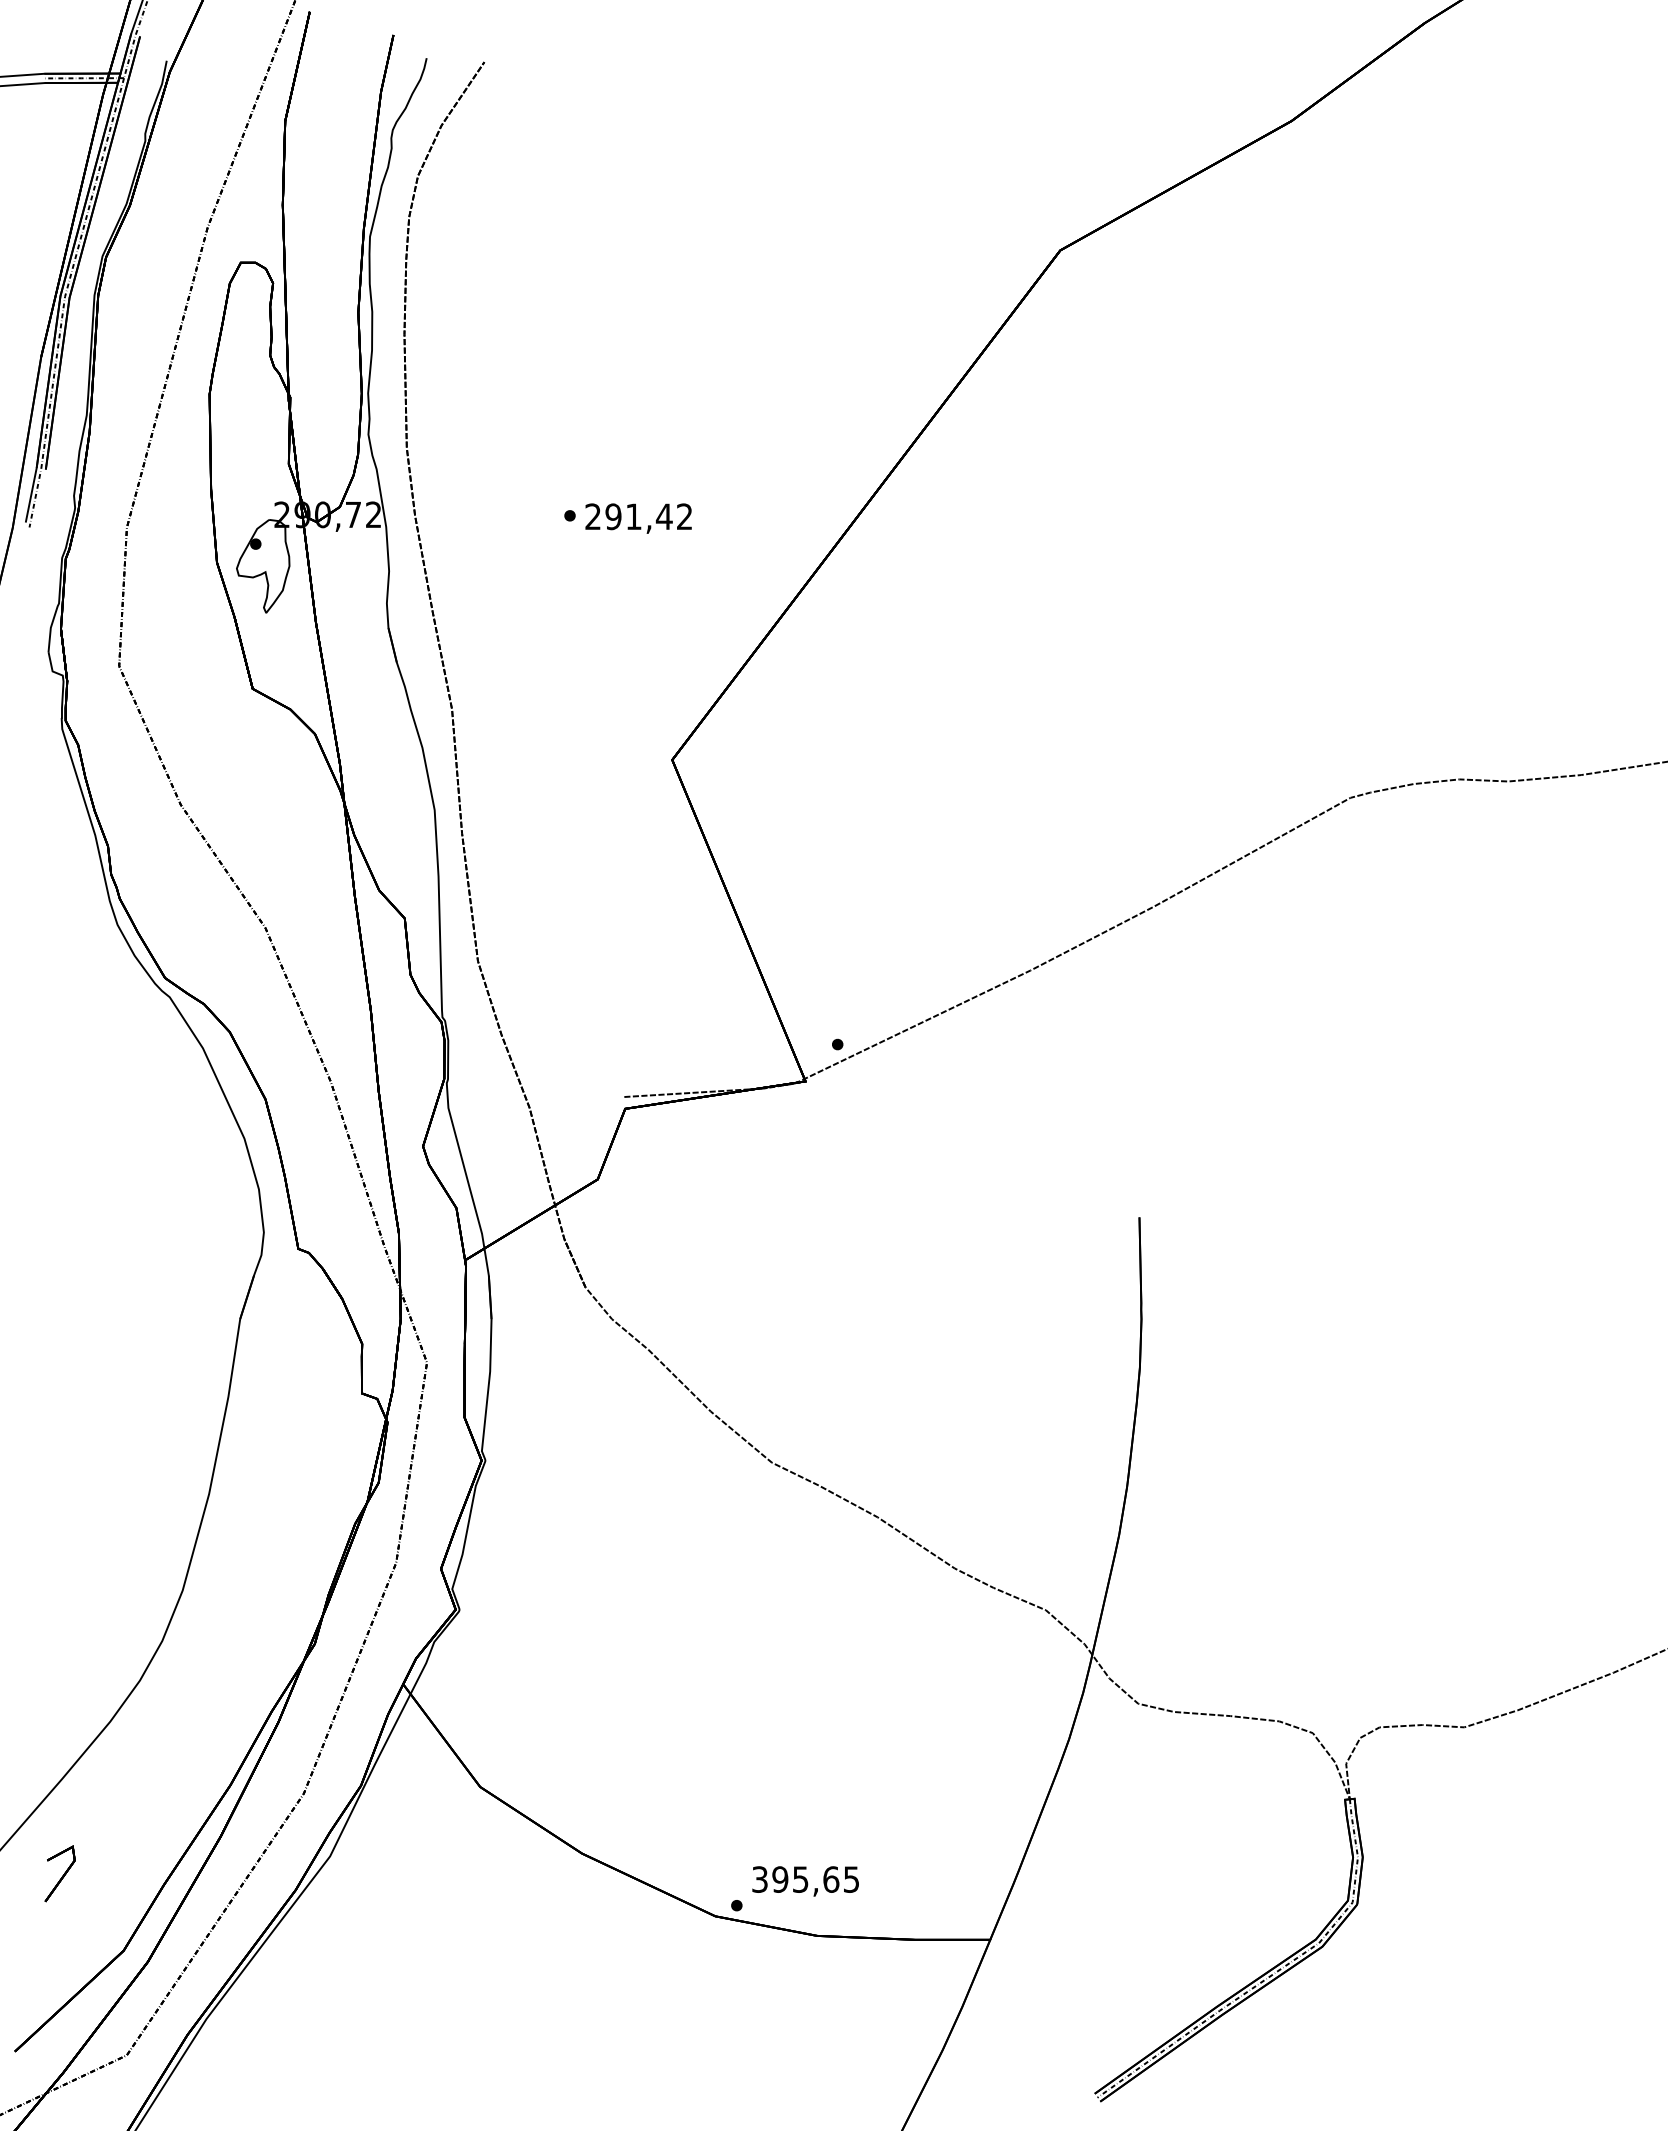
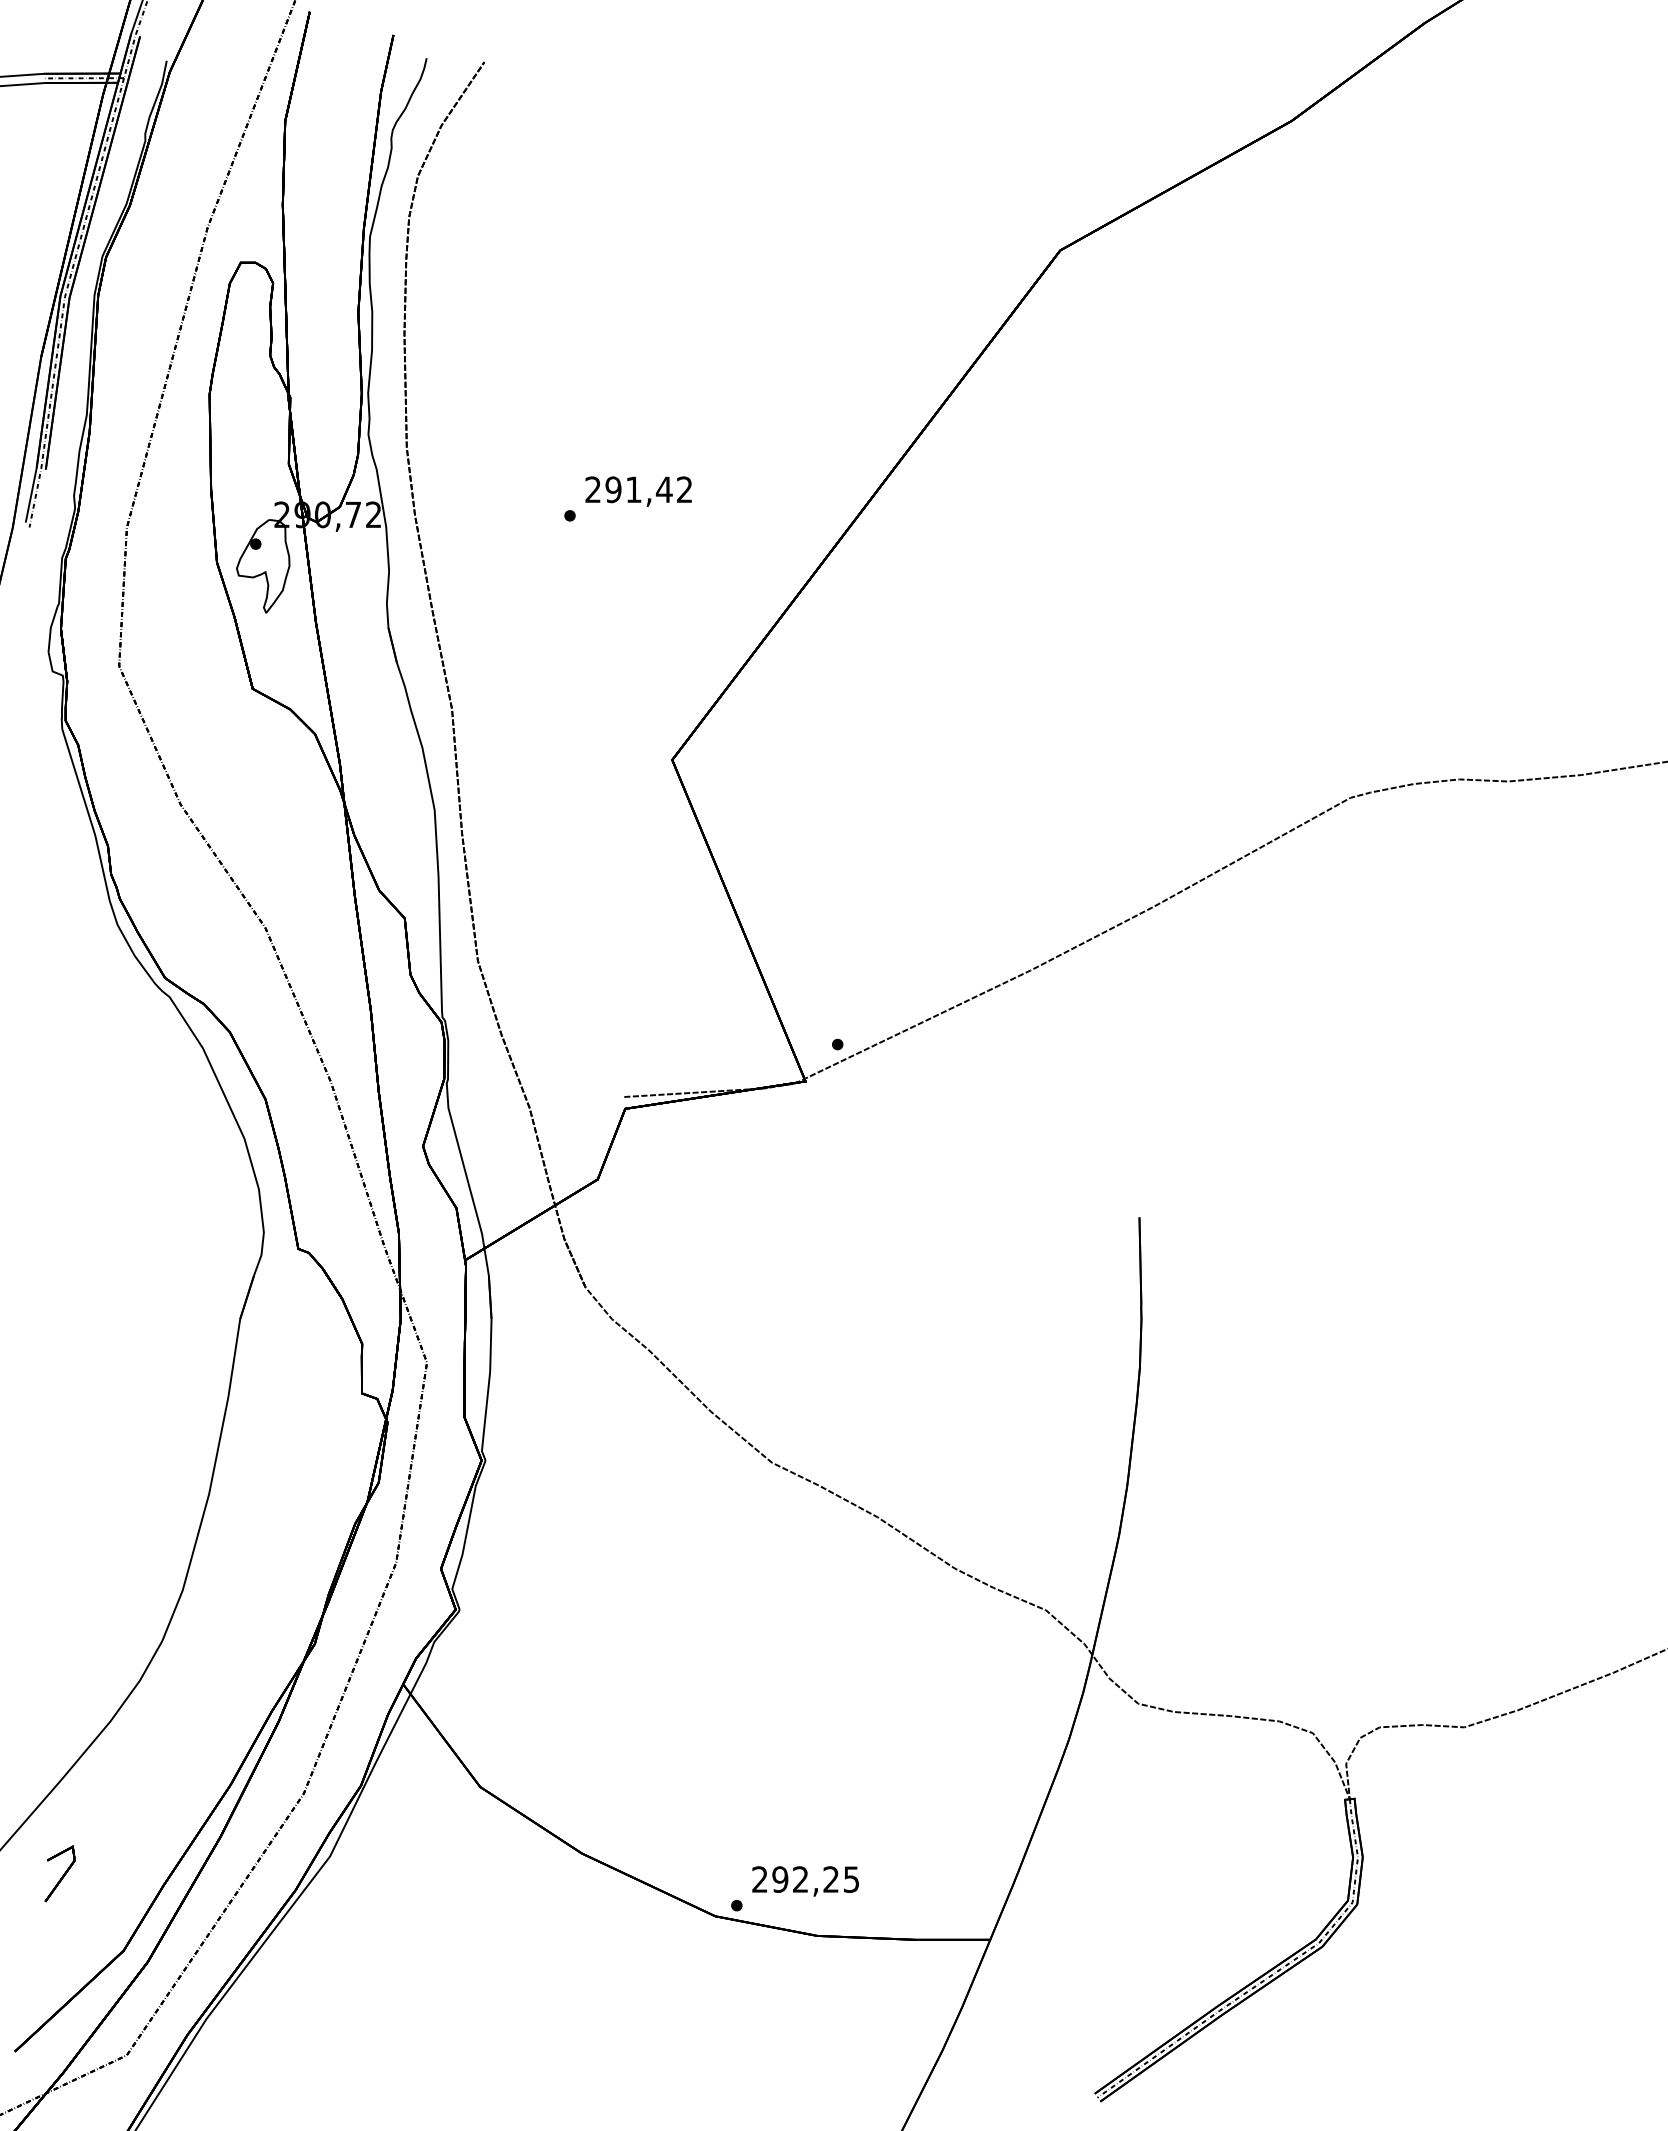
text position: (638, 518) -> (638, 491) (638, 491)
text: 395,65 -> 292,25 (795, 1879)
